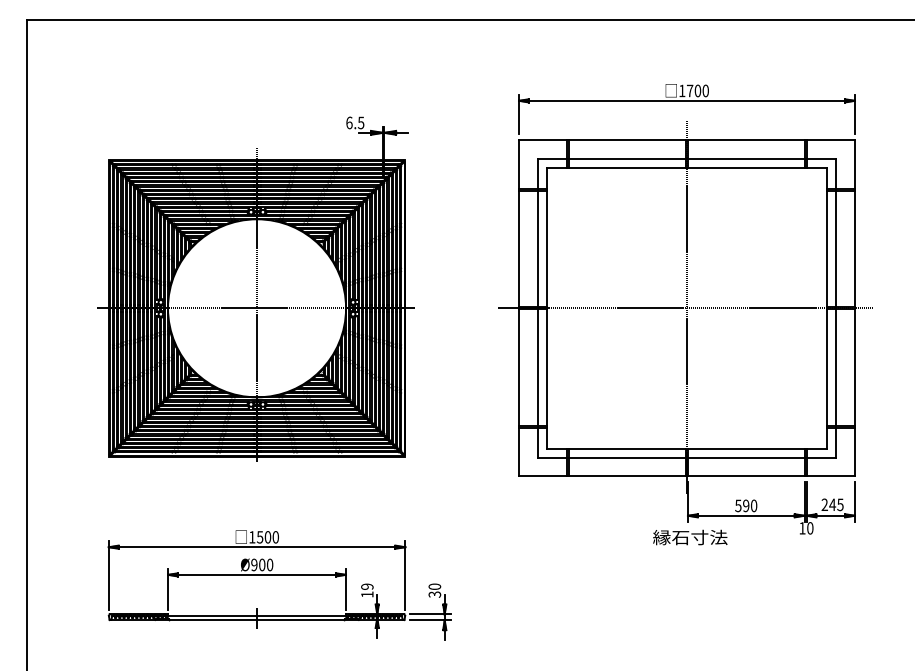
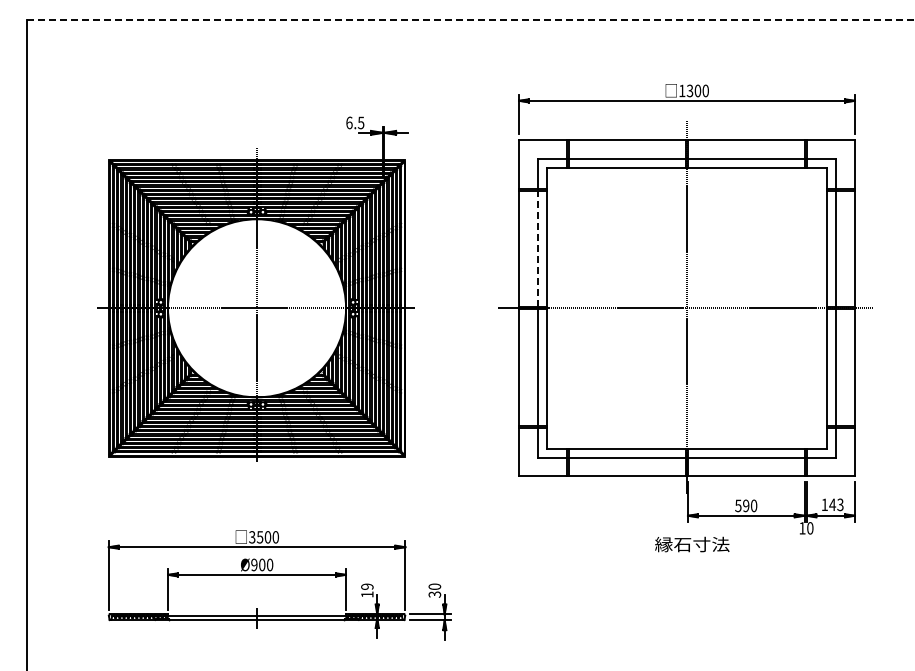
line: solid -> dashed (471, 20)
text: 1700 -> 1300 (689, 90)
line: solid -> dashed (537, 248)
text: 245 -> 143 (832, 504)
text: 1500 -> 3500 (252, 537)
text position: (690, 537) -> (692, 544) (692, 544)
